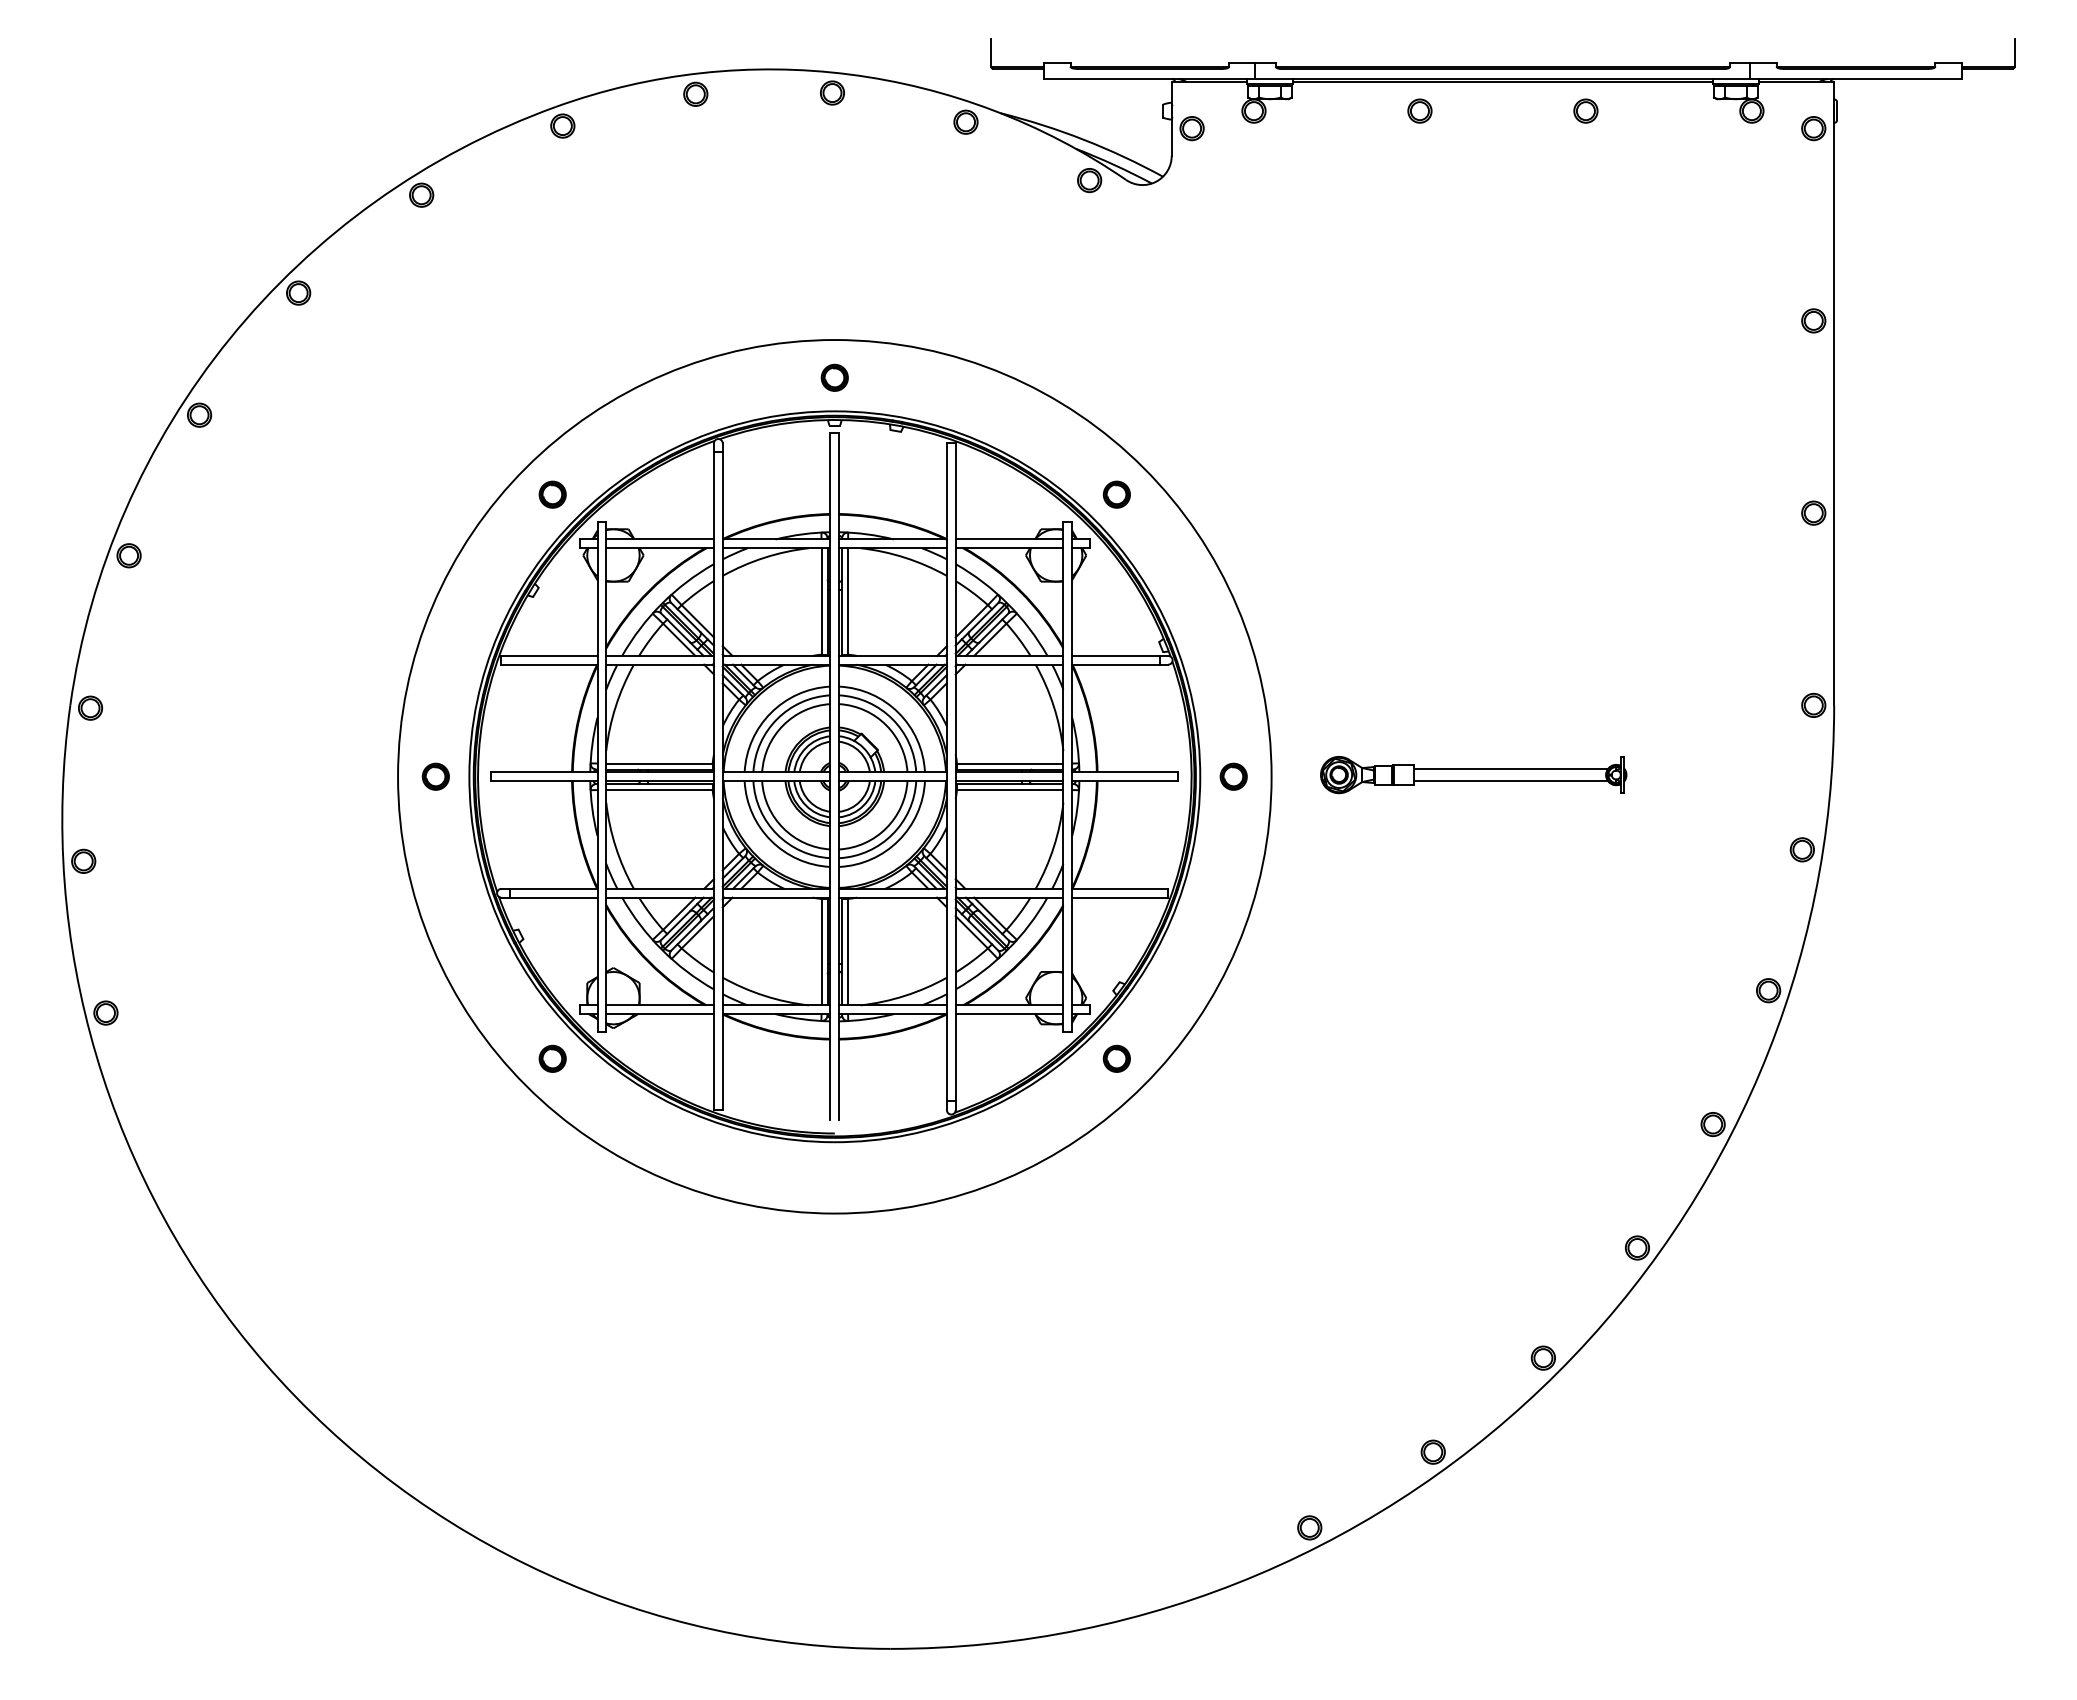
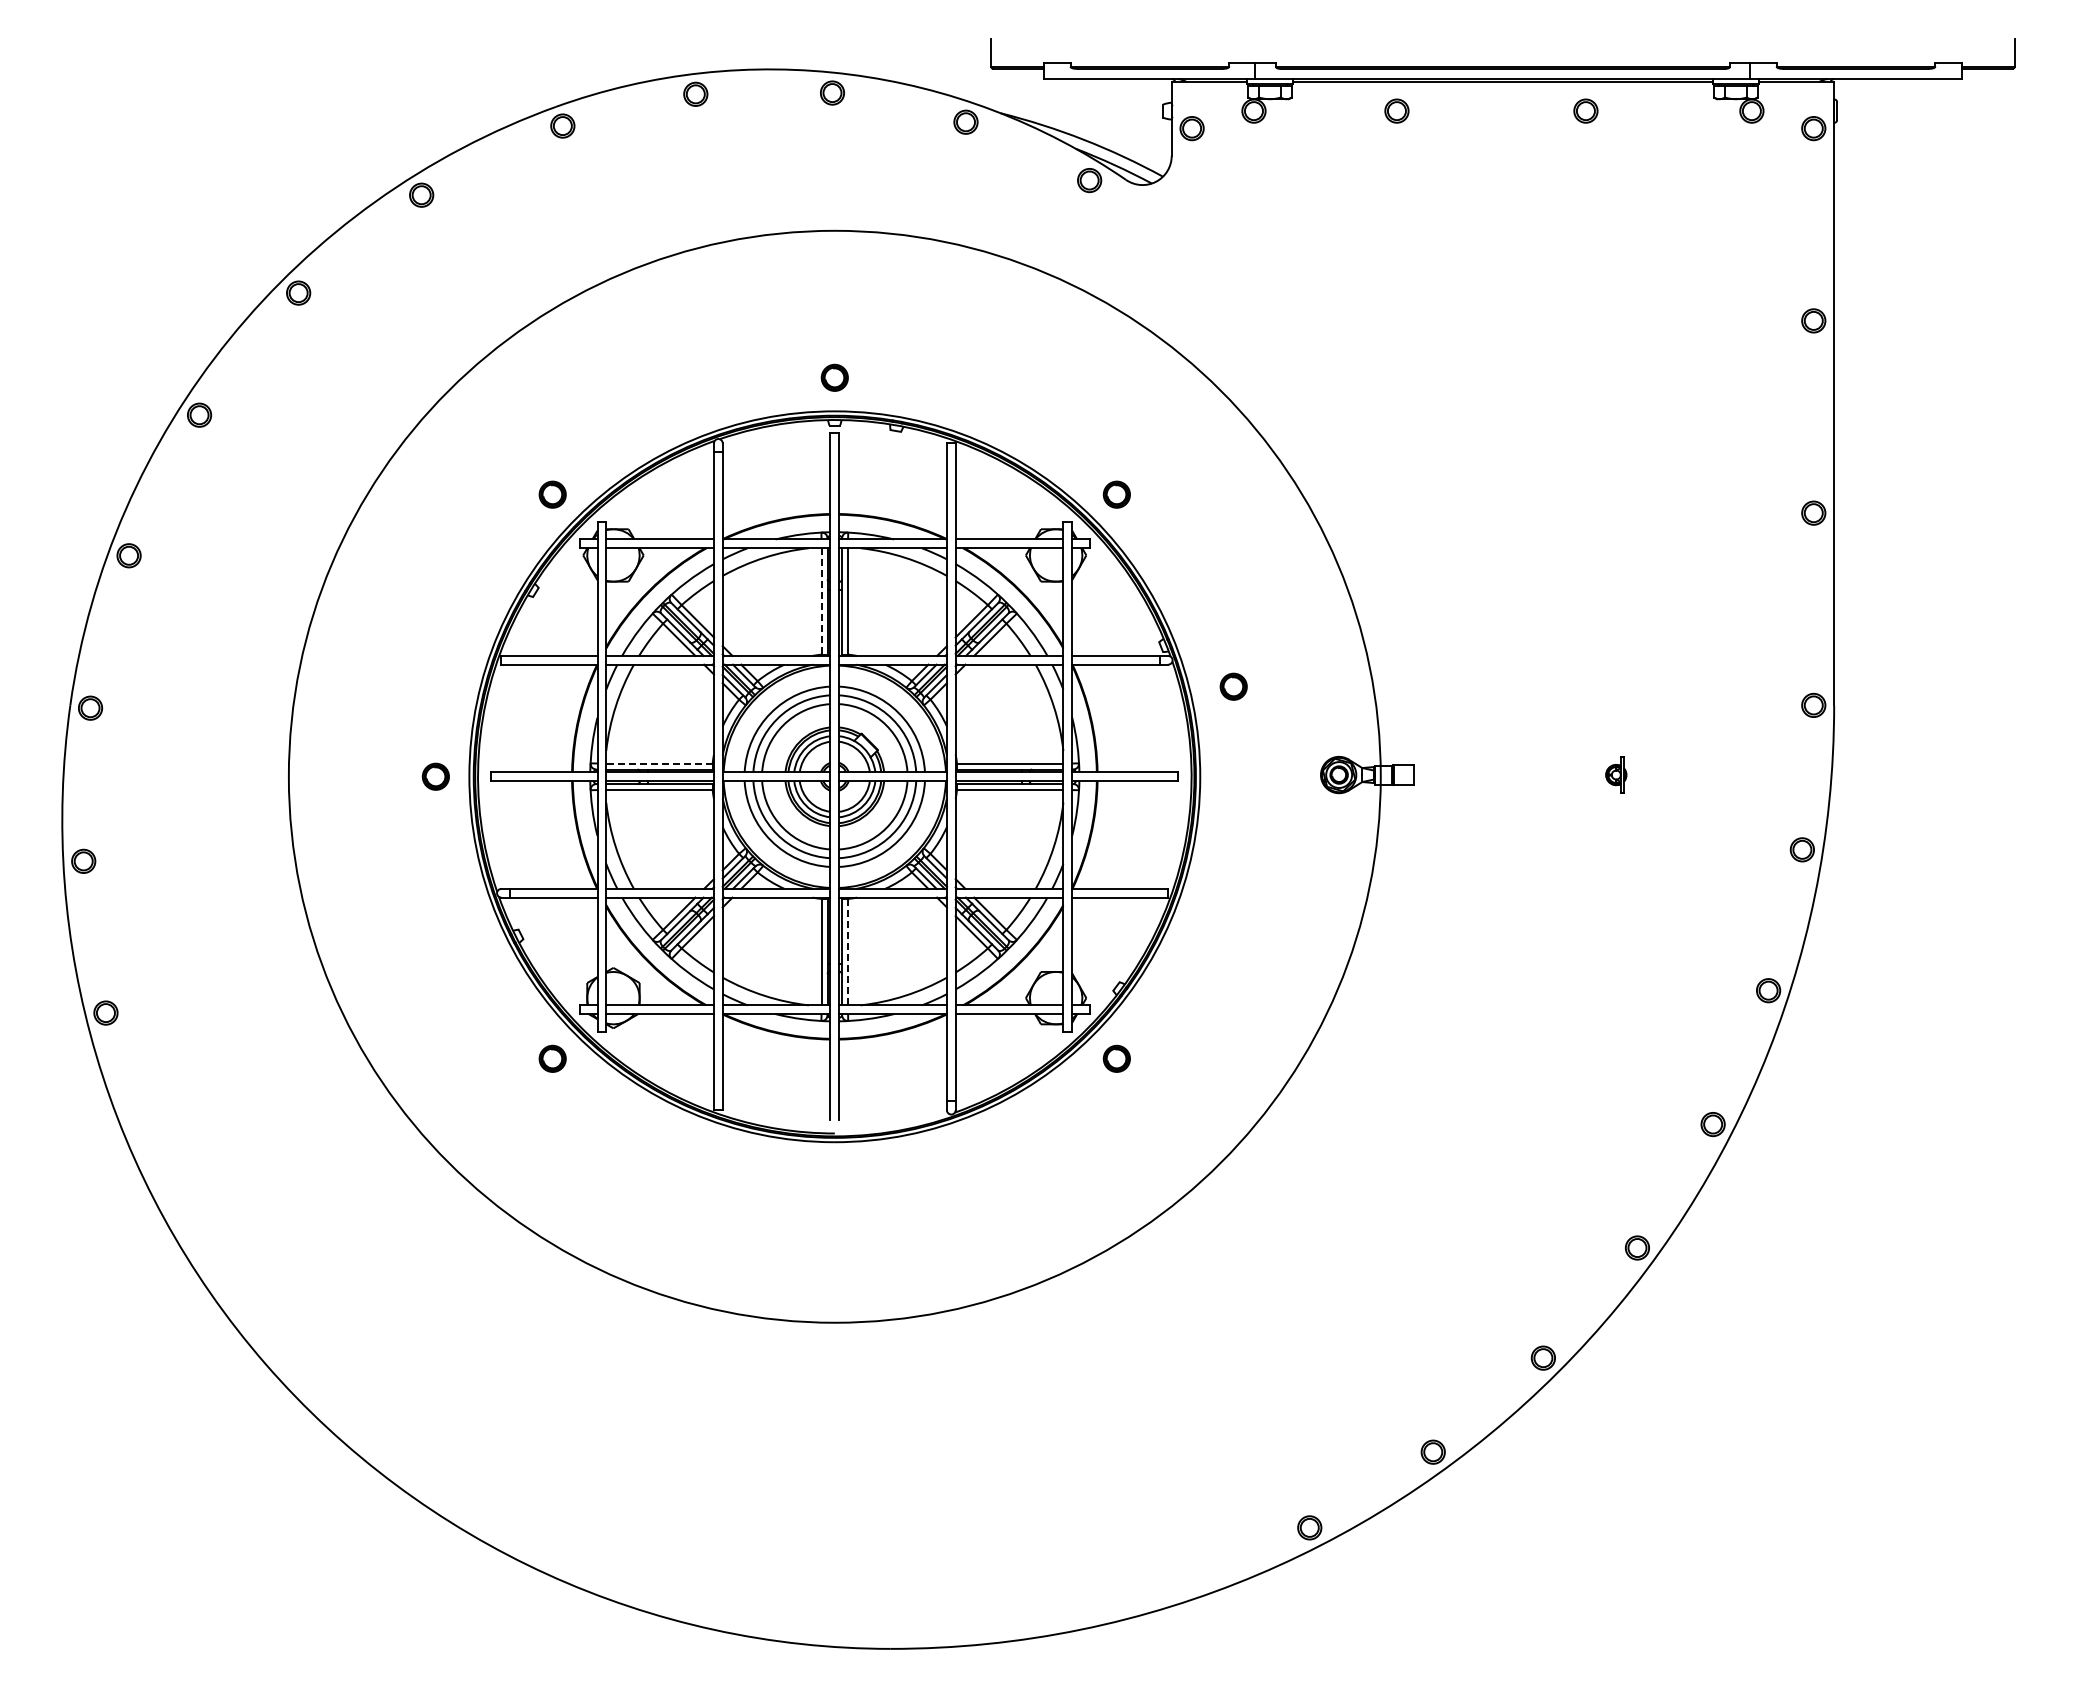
part position: (1419, 110) -> (1396, 110) (1396, 110)
line: solid -> dashed (821, 601)
line: solid -> dashed (658, 763)
line: present -> none (1510, 769)
circle diameter: 874 px -> 1092 px (834, 776)
part position: (1233, 776) -> (1233, 686) (1233, 686)
line: present -> none (1510, 780)
line: solid -> dashed (847, 951)
